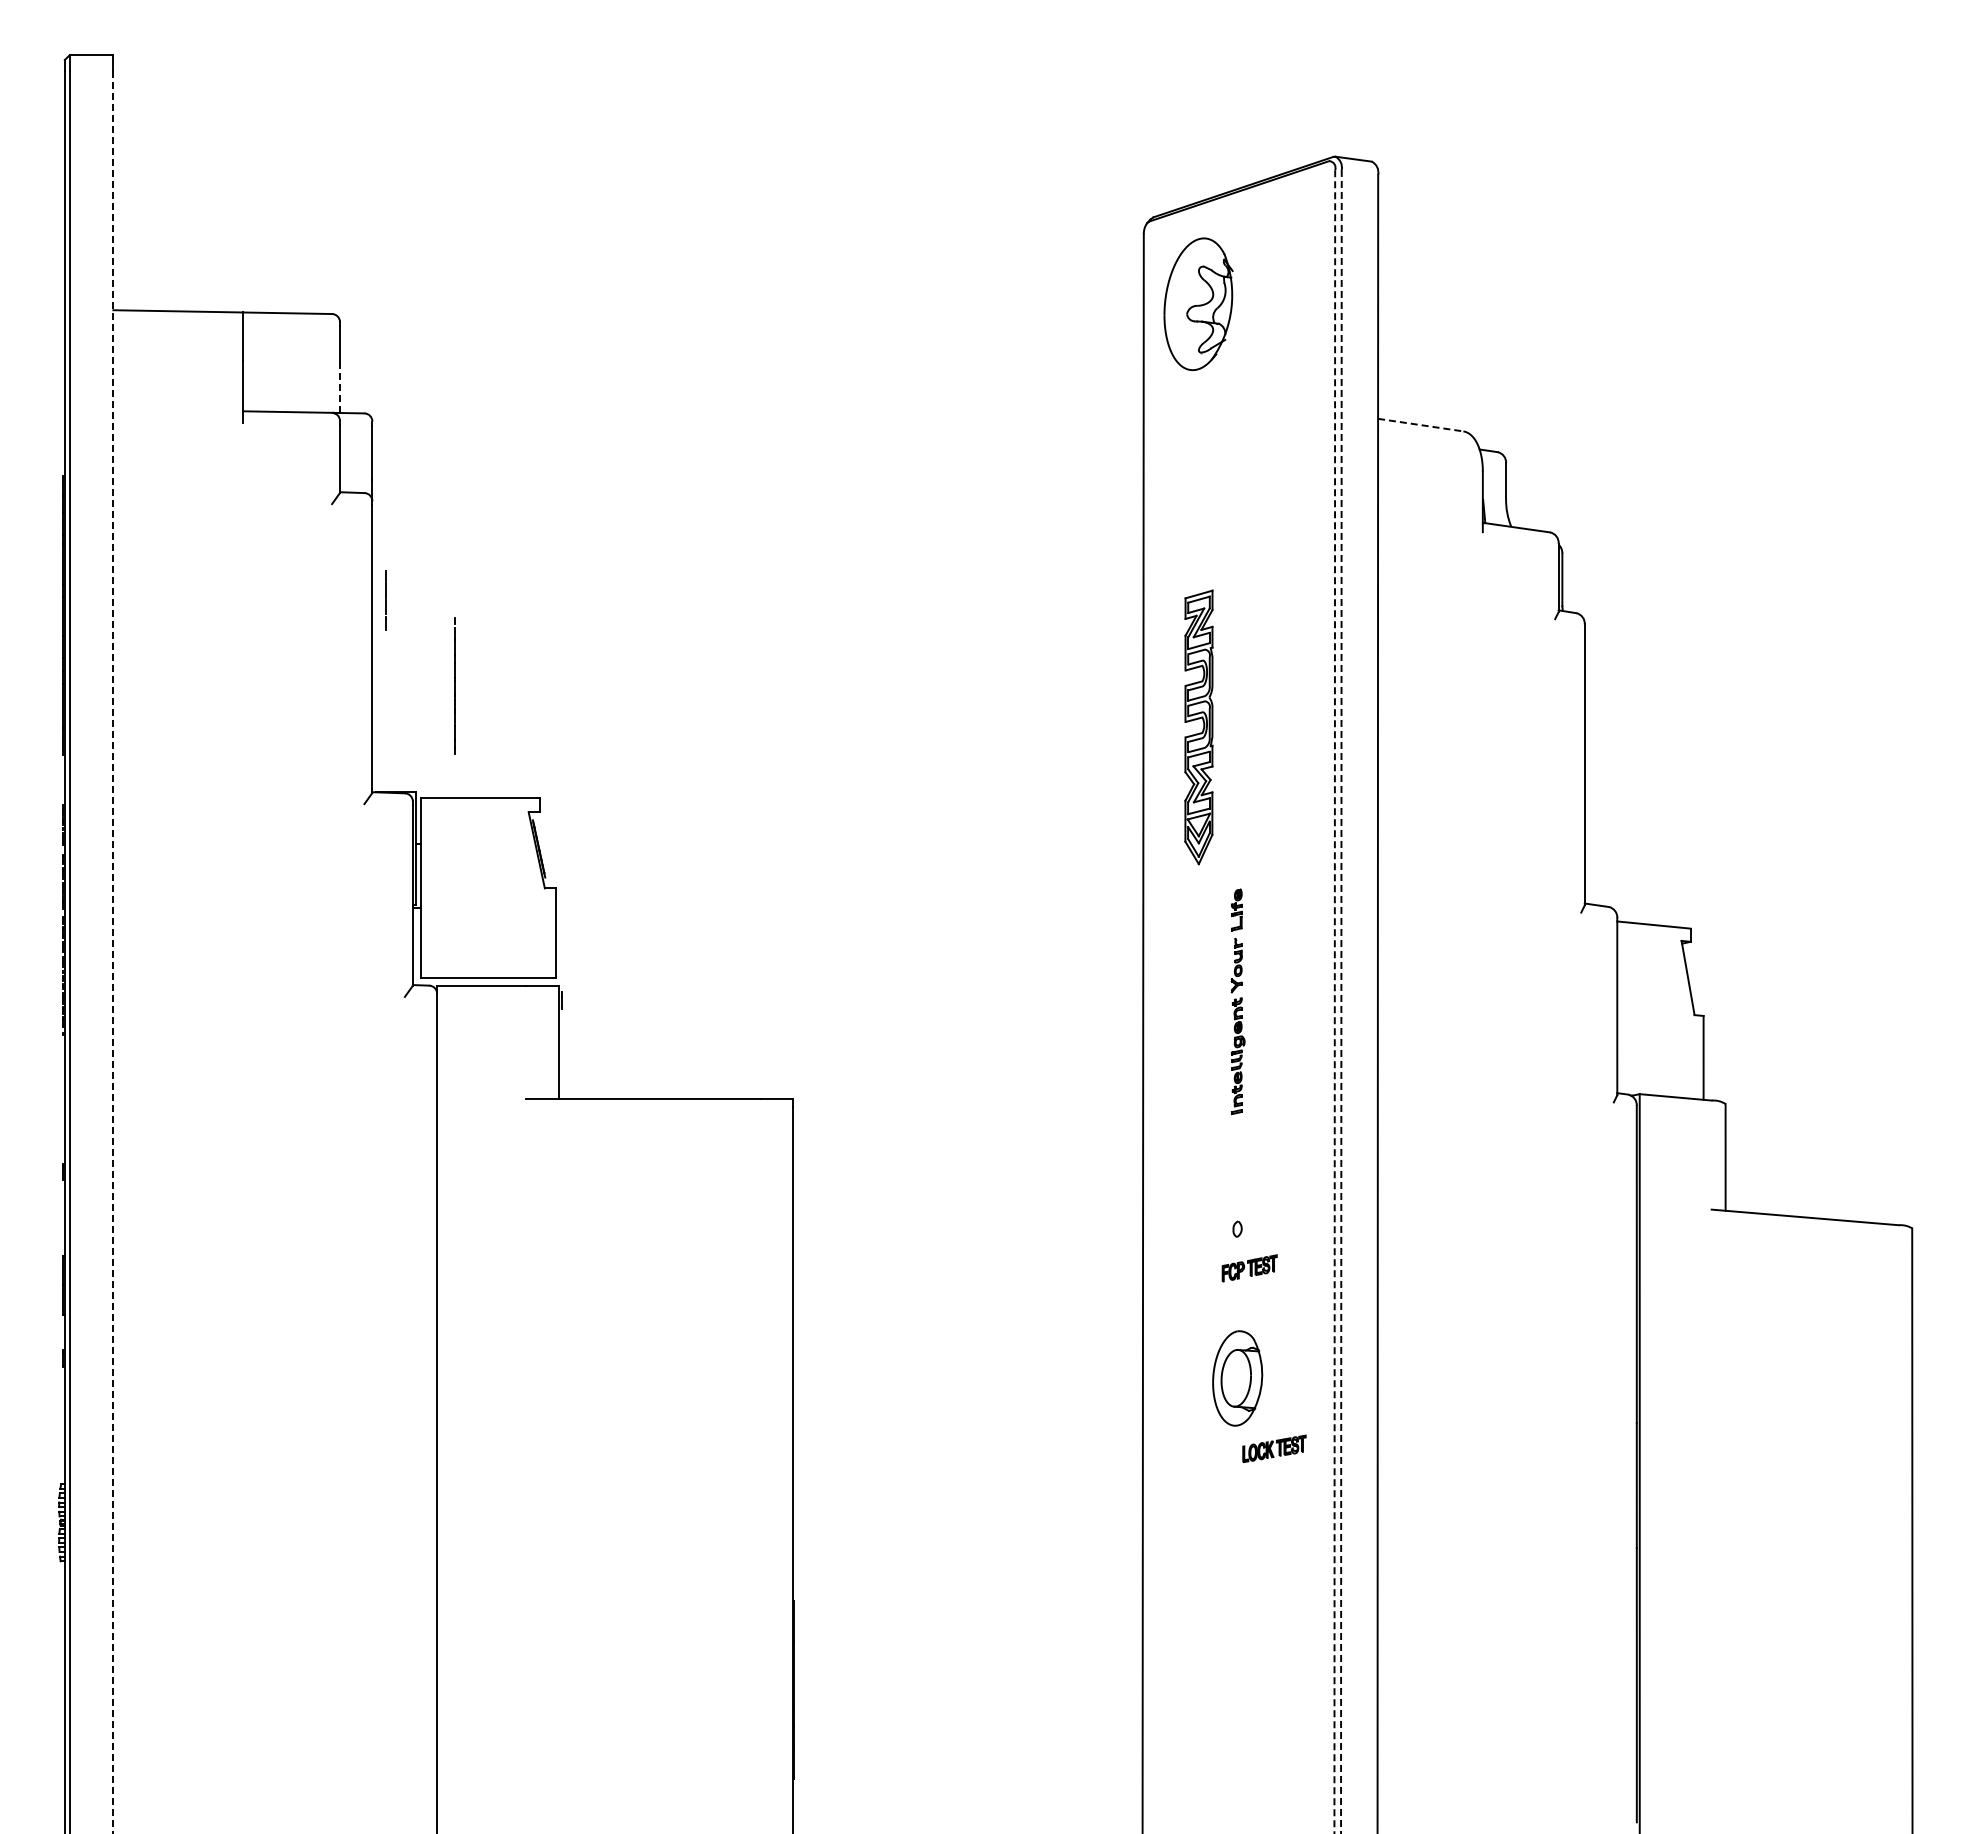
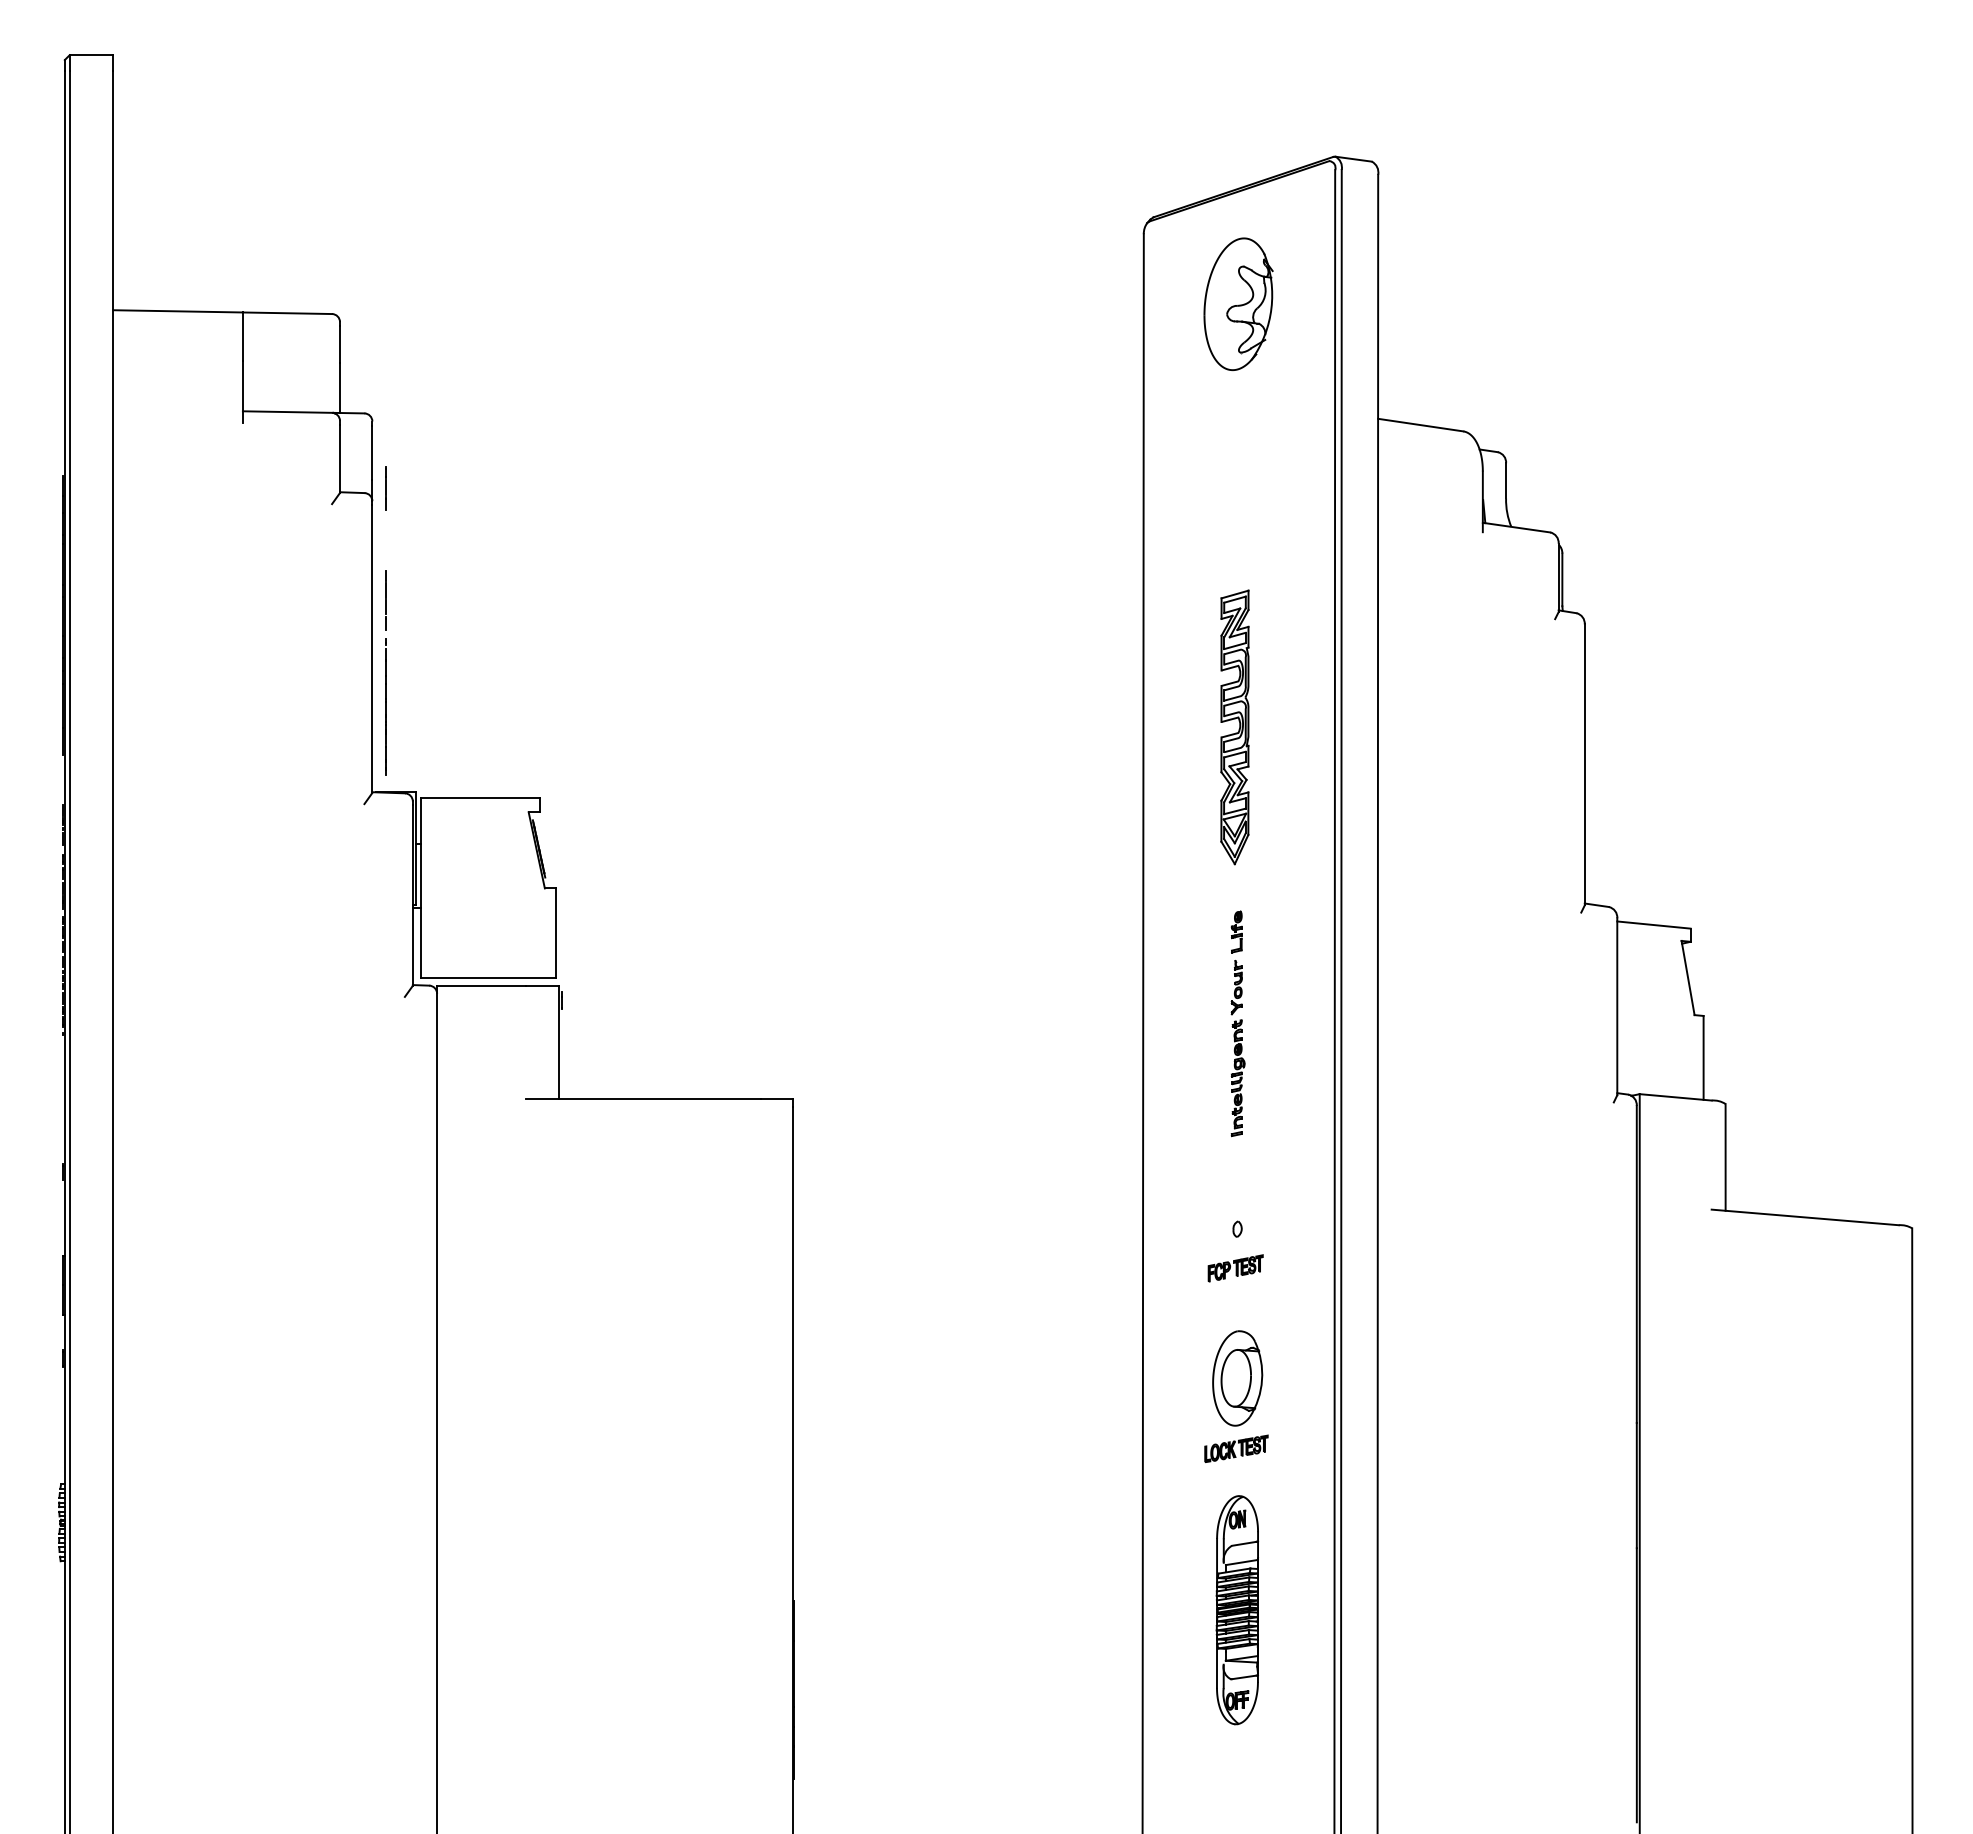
part position: (1198, 303) -> (1238, 303) (1238, 303)
line: dashed -> solid (340, 387)
line: dashed -> solid (1421, 425)
line: none -> present (385, 488)
line position: (454, 685) -> (385, 706) (385, 706)
part position: (1198, 727) -> (1234, 727) (1234, 727)
line: dashed -> solid (113, 952)
part position: (1237, 1001) -> (1237, 1023) (1237, 1023)
line: dashed -> solid (1341, 1001)
line: dashed -> solid (1334, 1002)
part position: (1249, 1268) -> (1235, 1268) (1235, 1268)
part position: (1274, 1448) -> (1236, 1448) (1236, 1448)
part: none -> present (1237, 1610)
